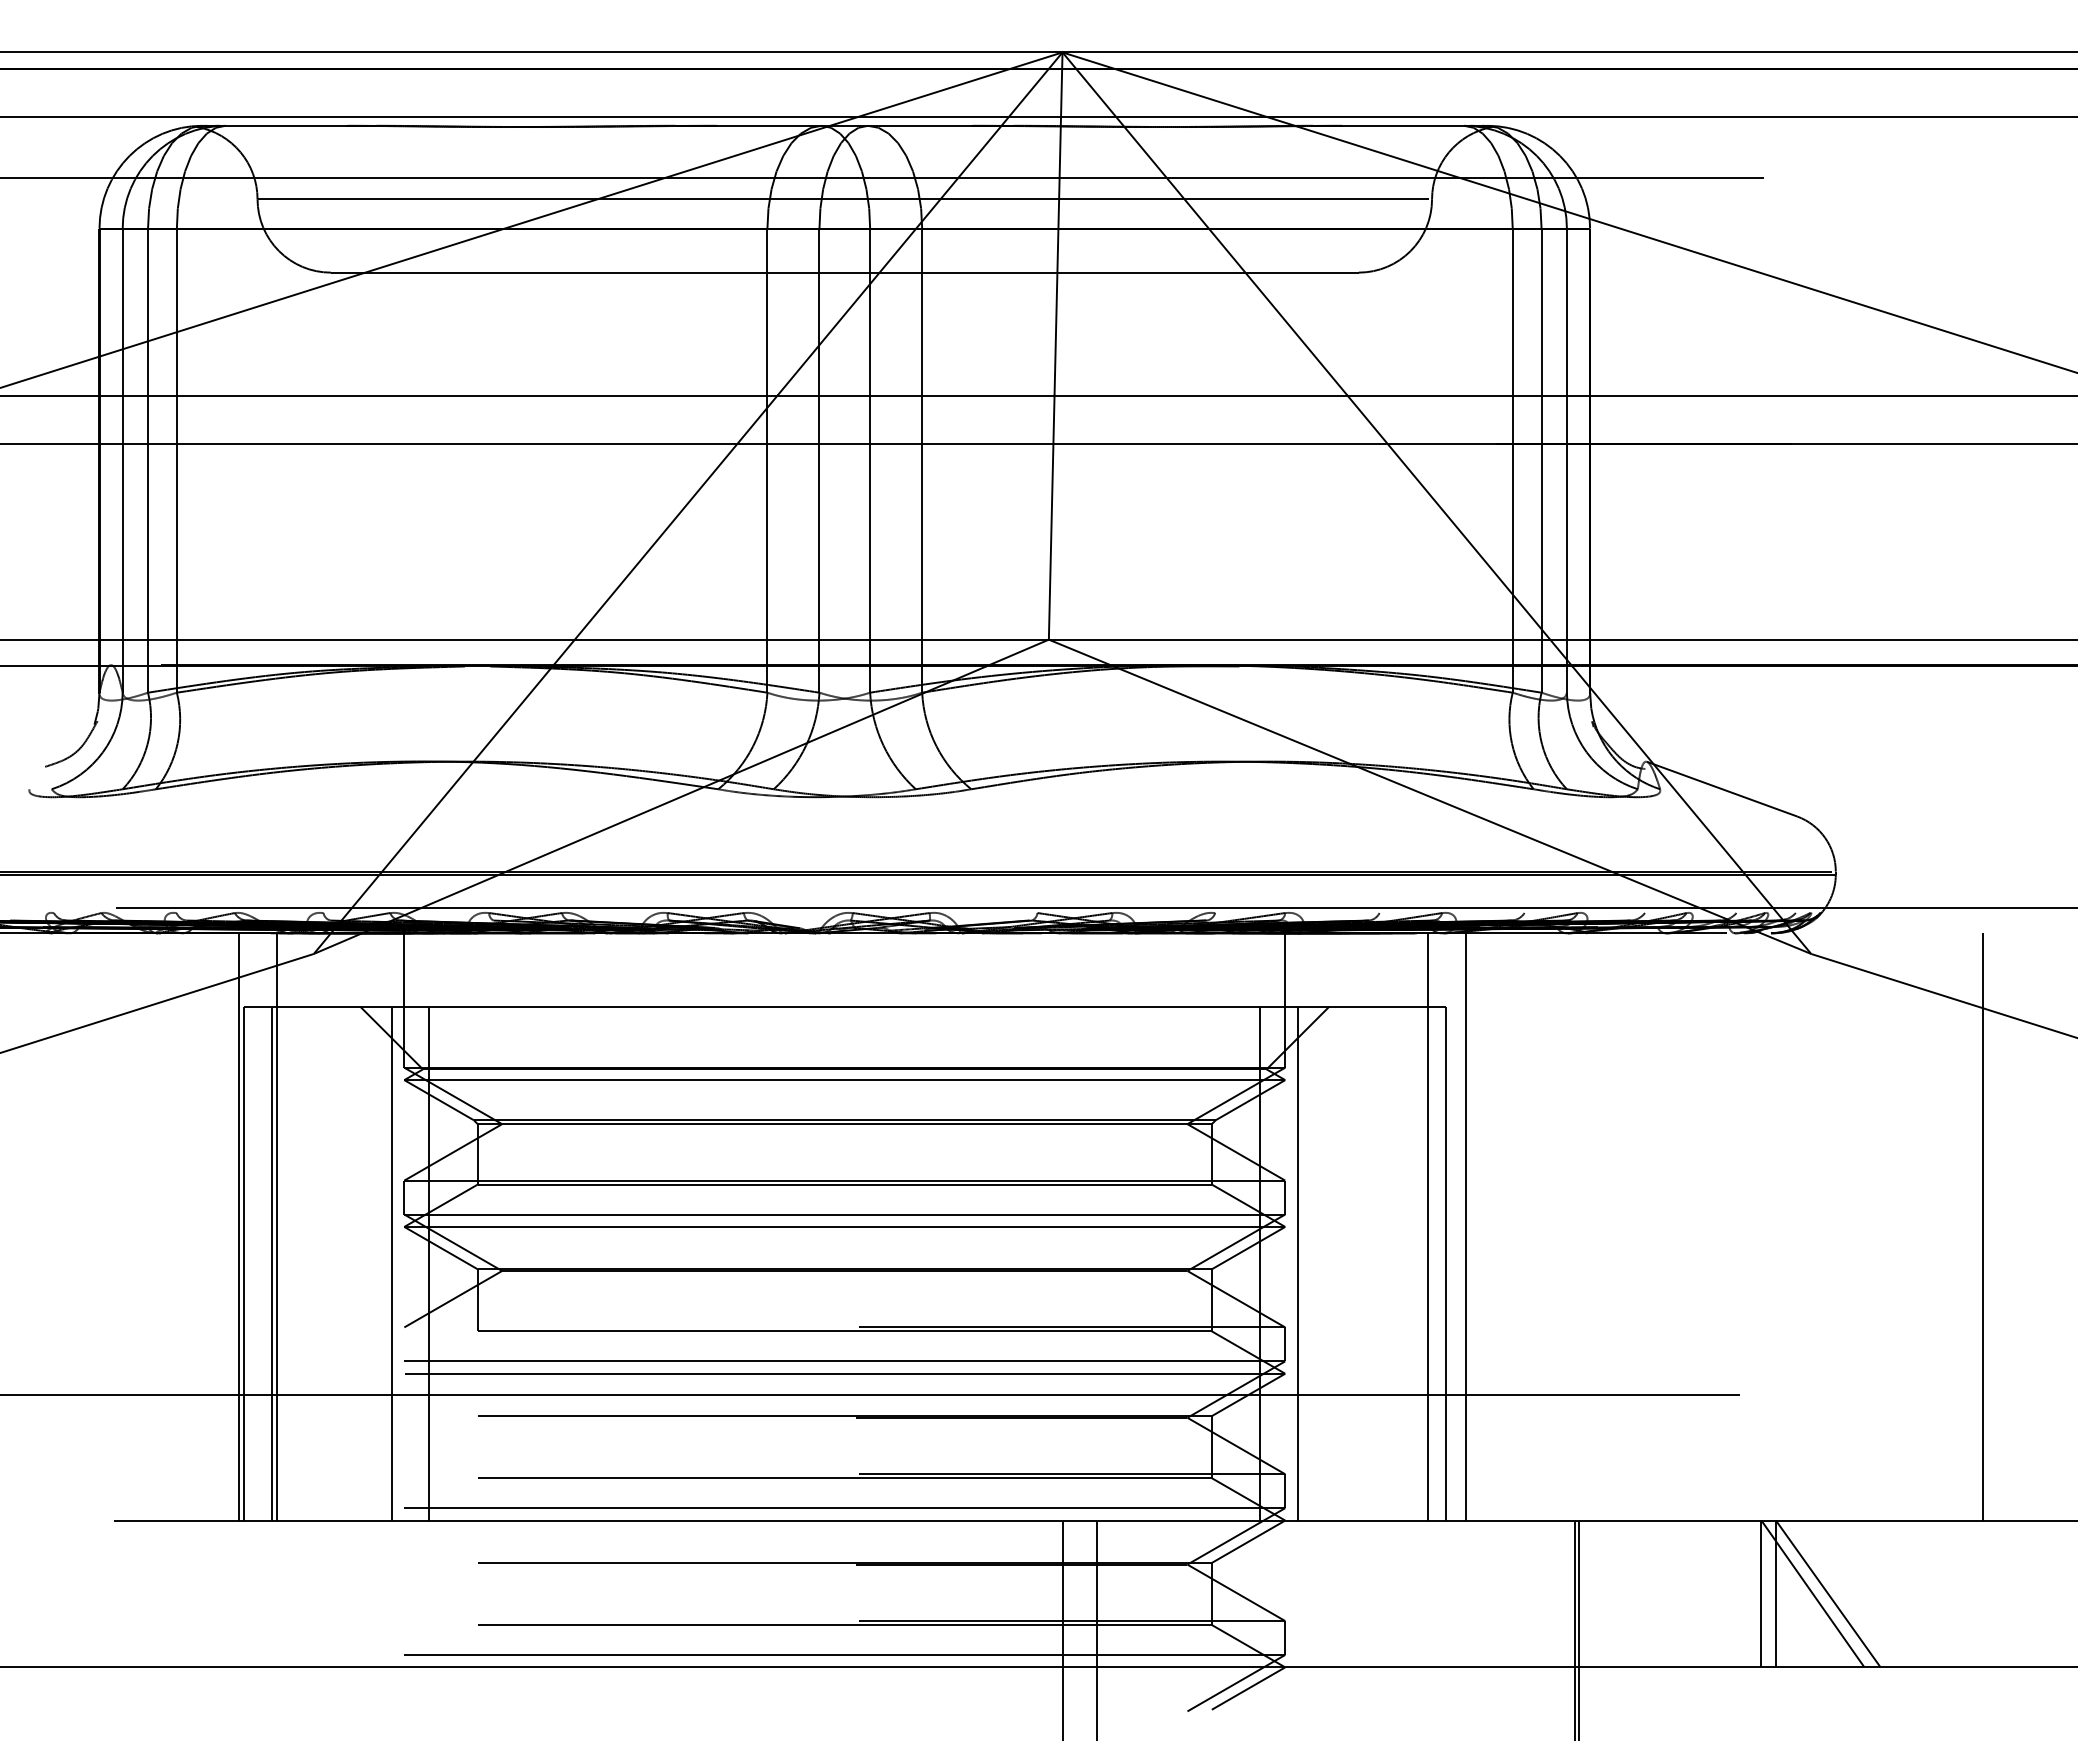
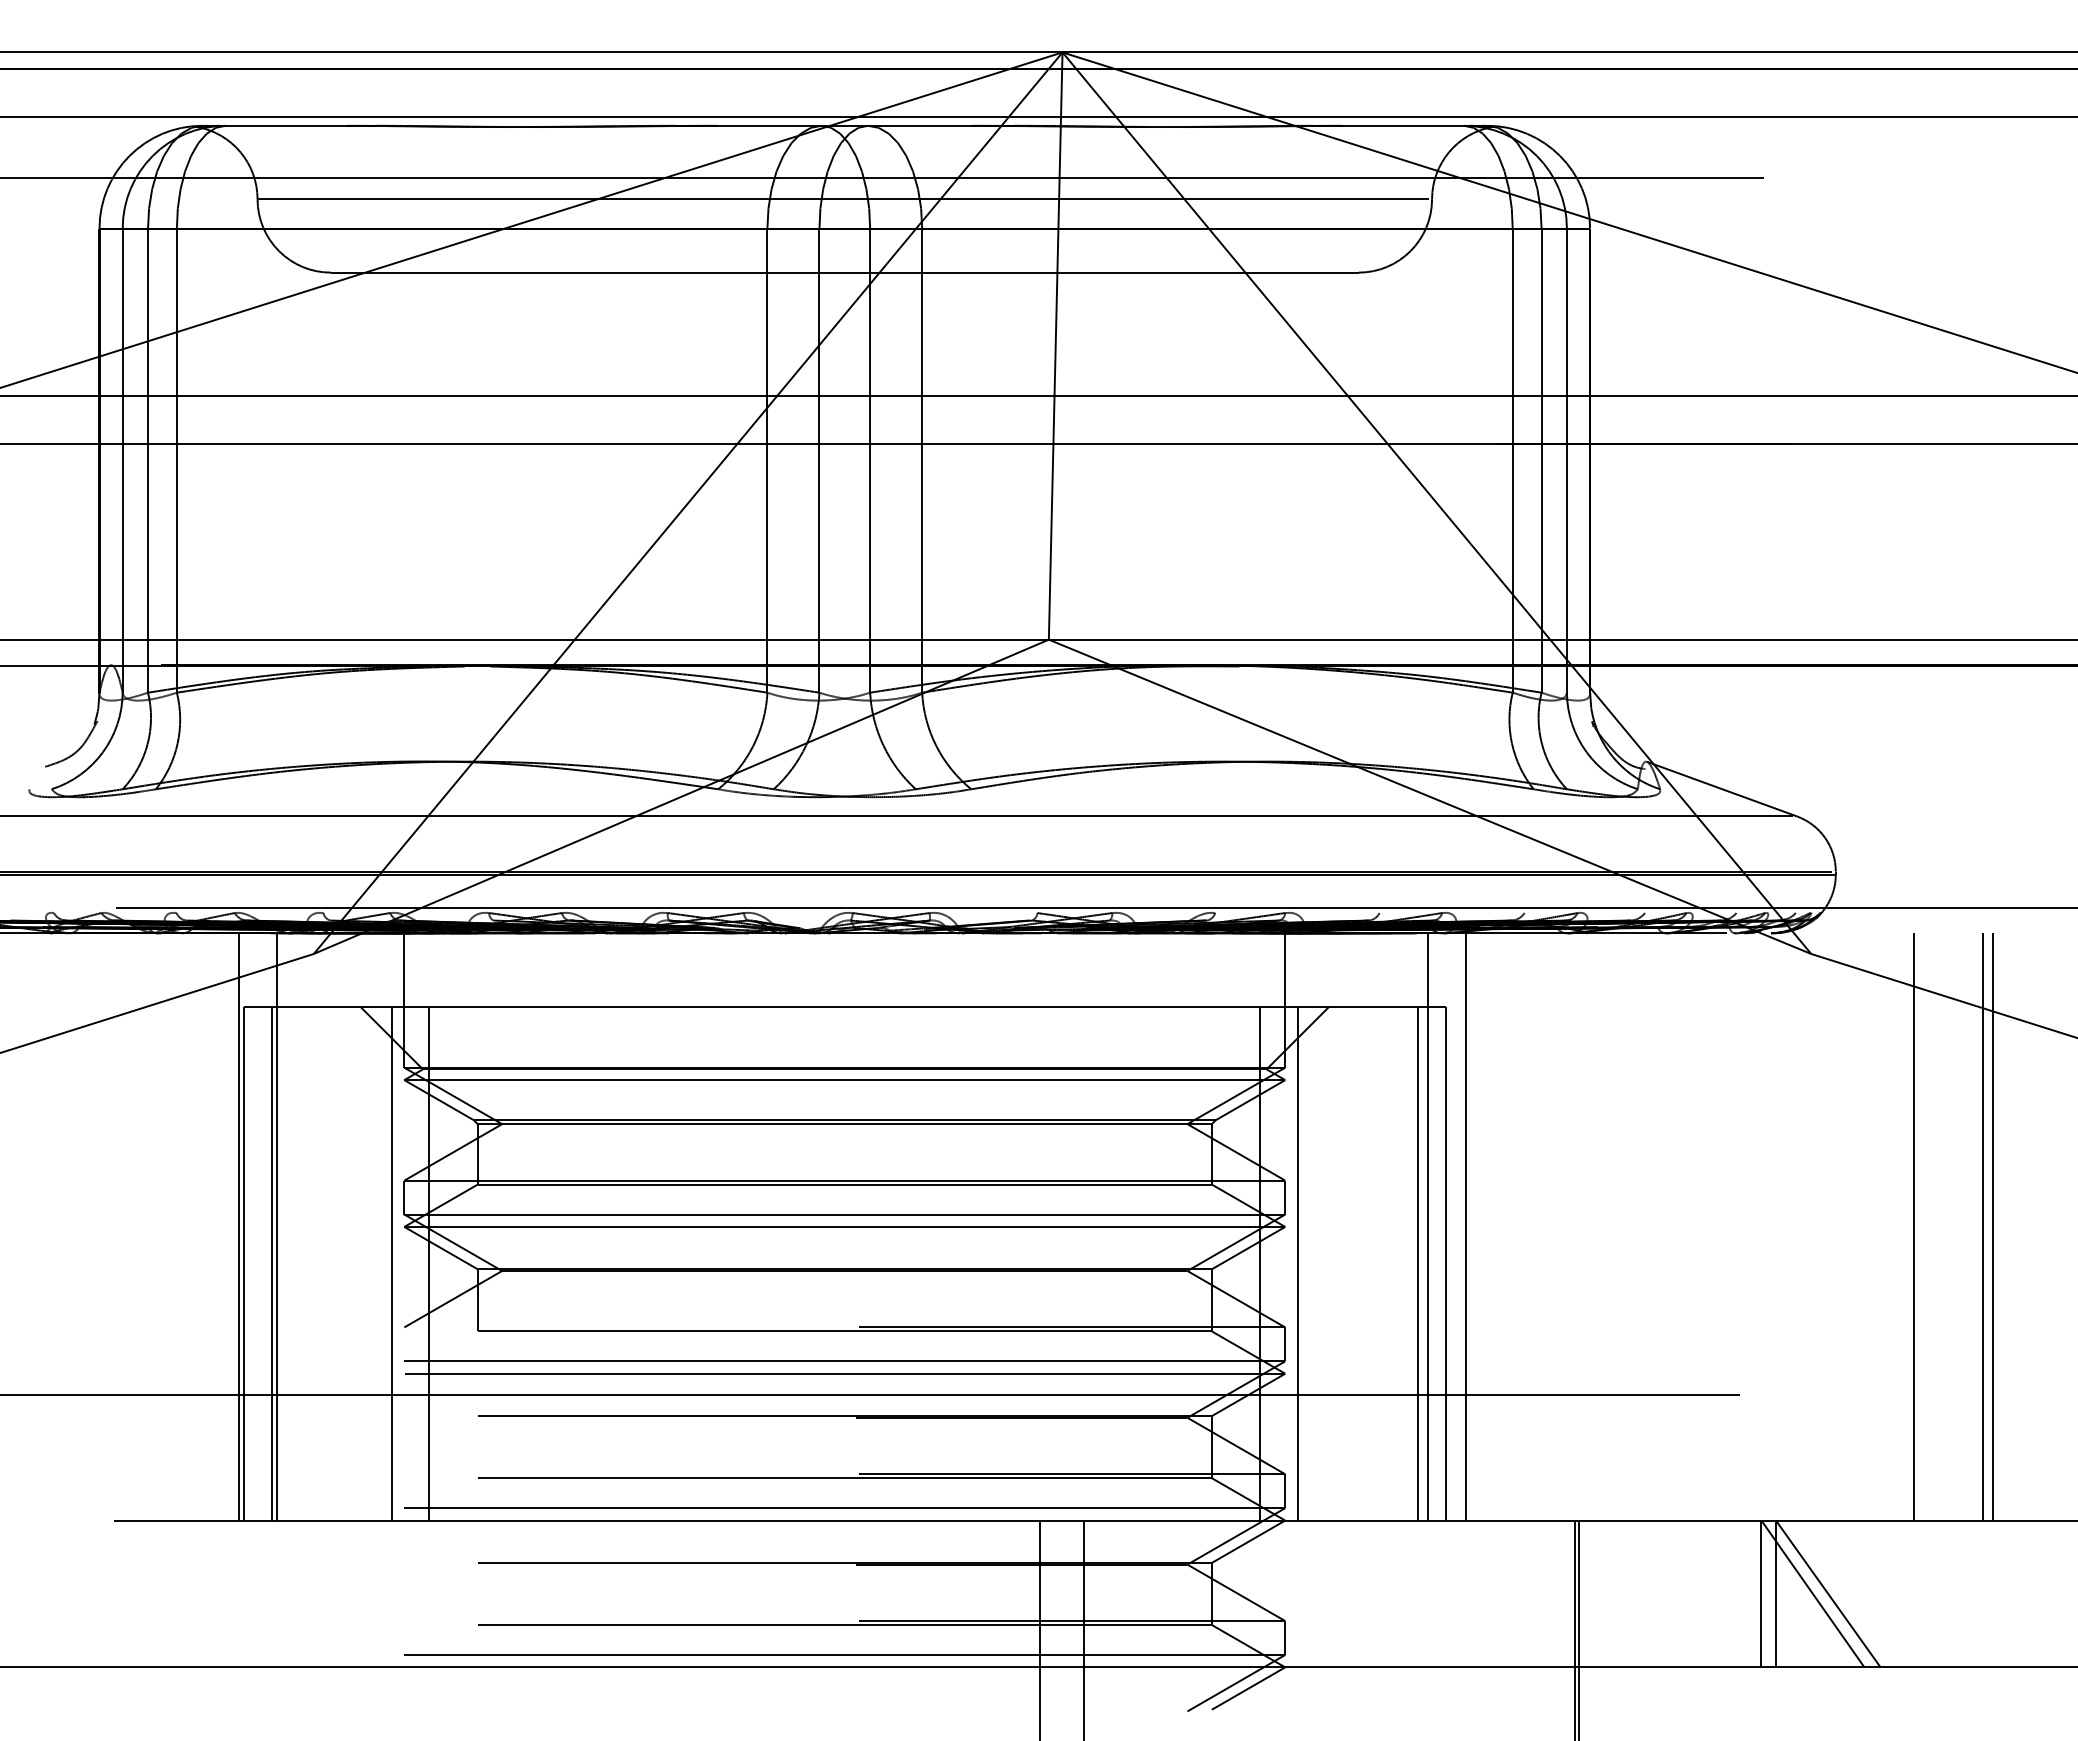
line: none -> present (897, 816)
line: none -> present (1914, 1226)
line: none -> present (1993, 1226)
line: none -> present (1417, 1263)
line position: (1062, 1628) -> (1039, 1628) (1039, 1628)
line position: (1097, 1628) -> (1084, 1628) (1084, 1628)
